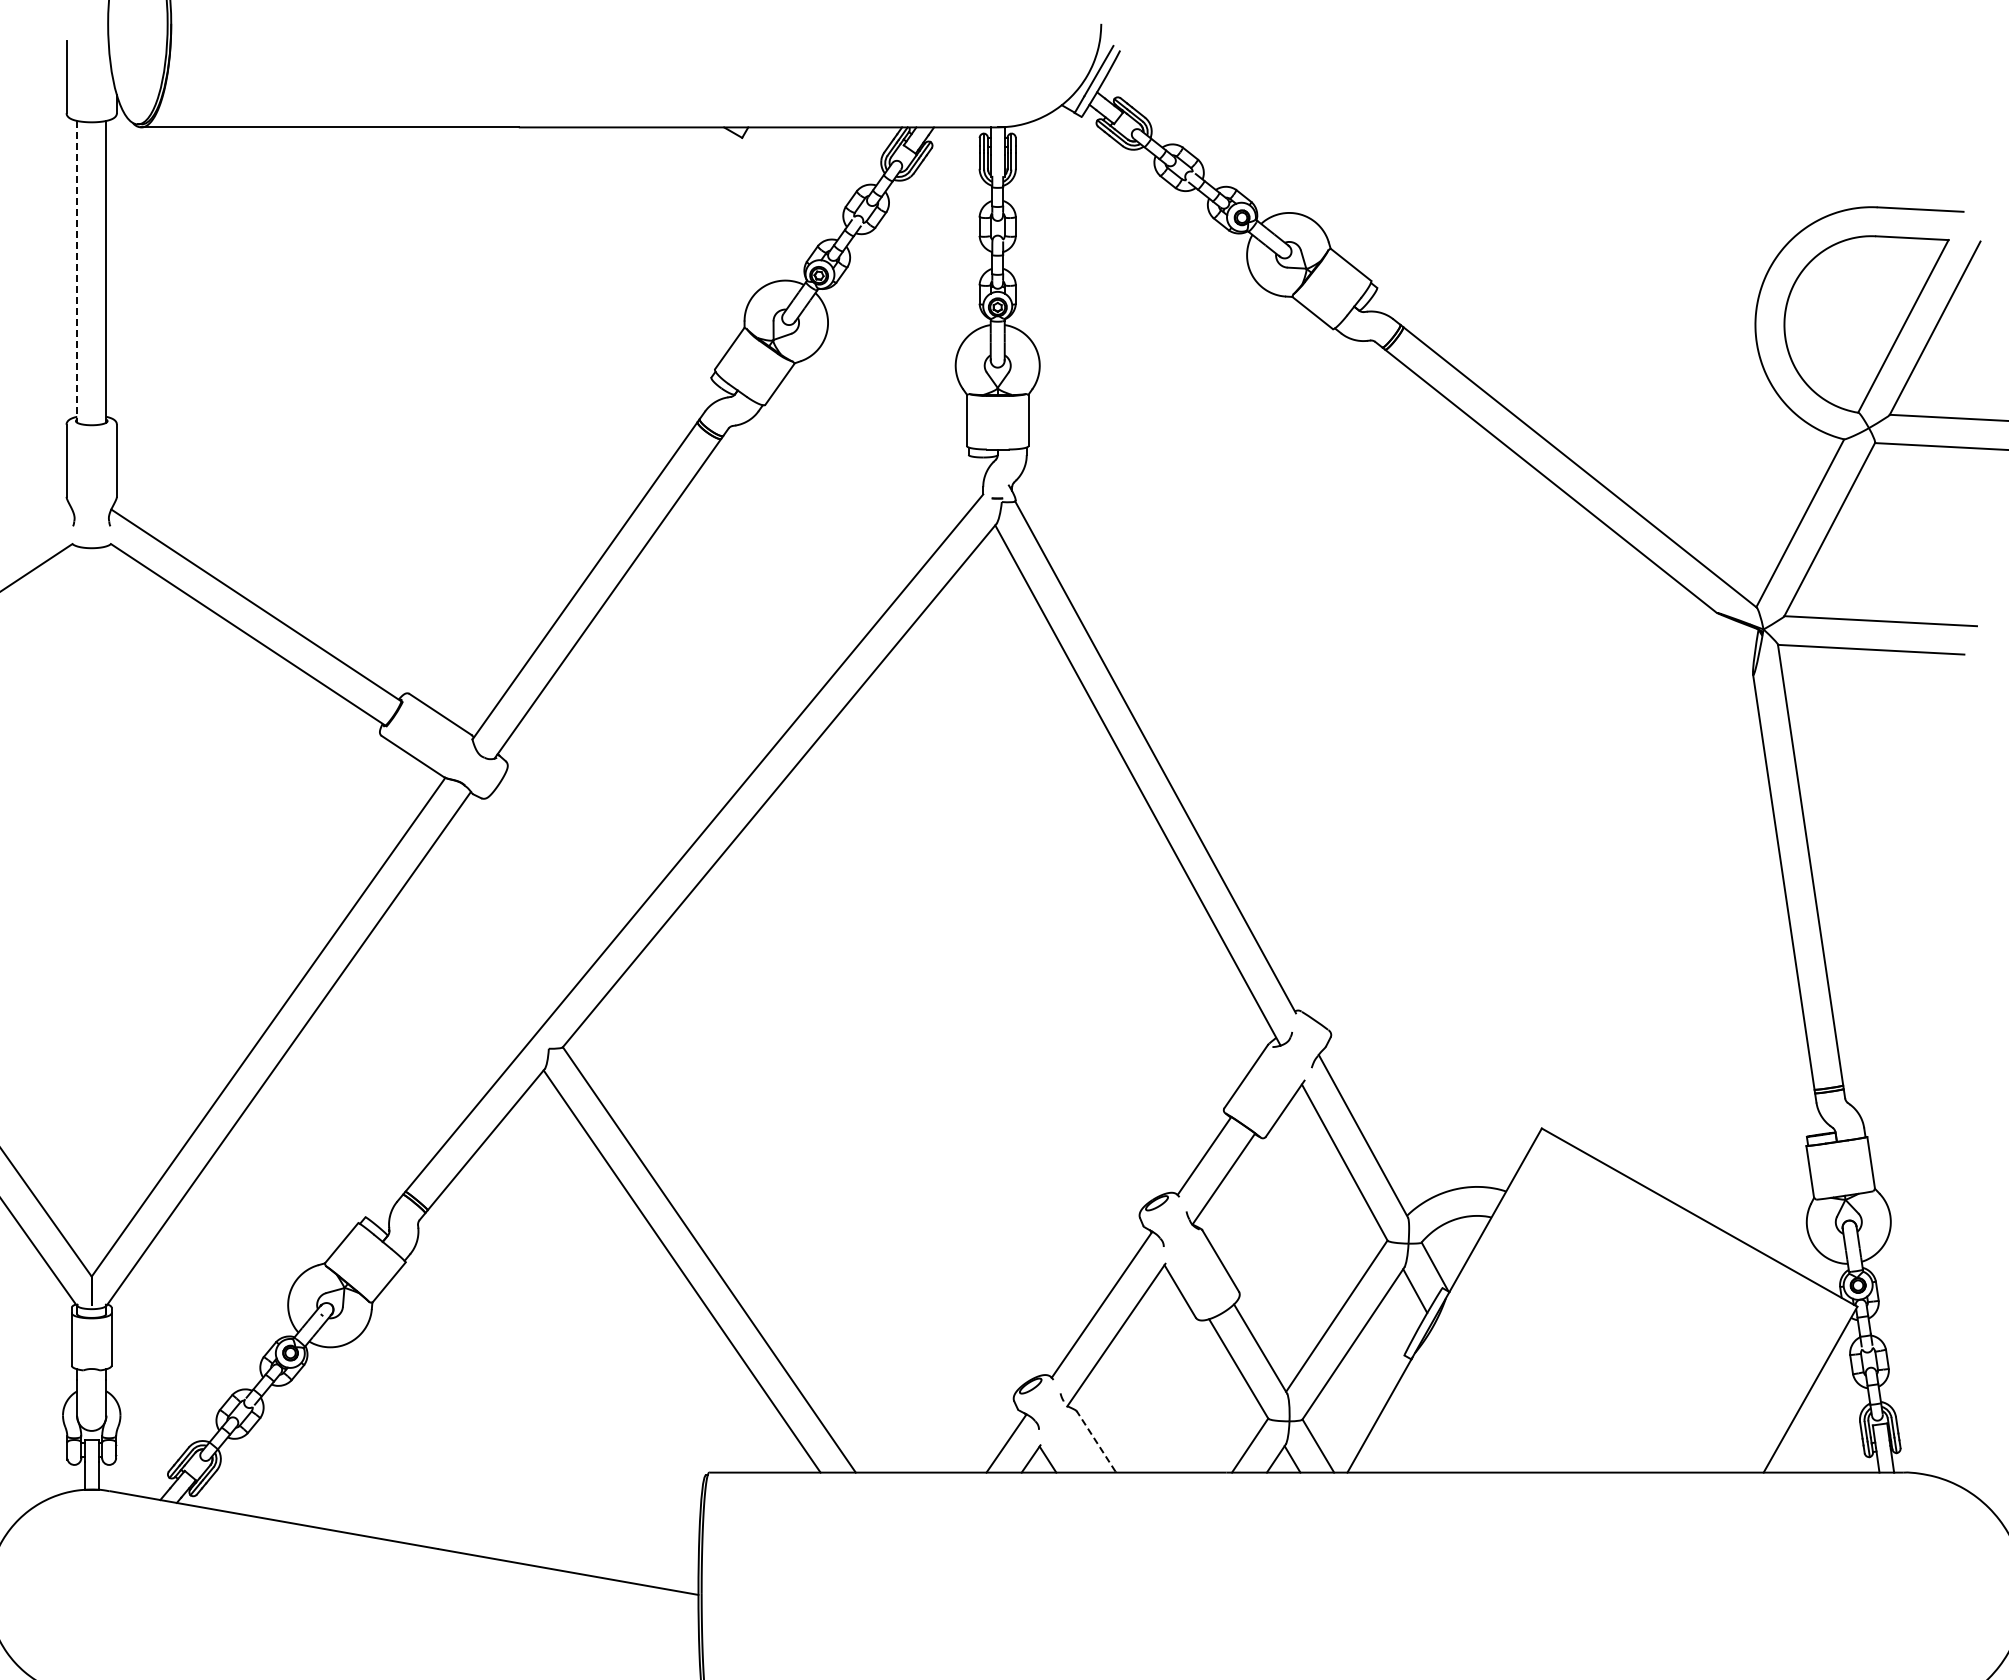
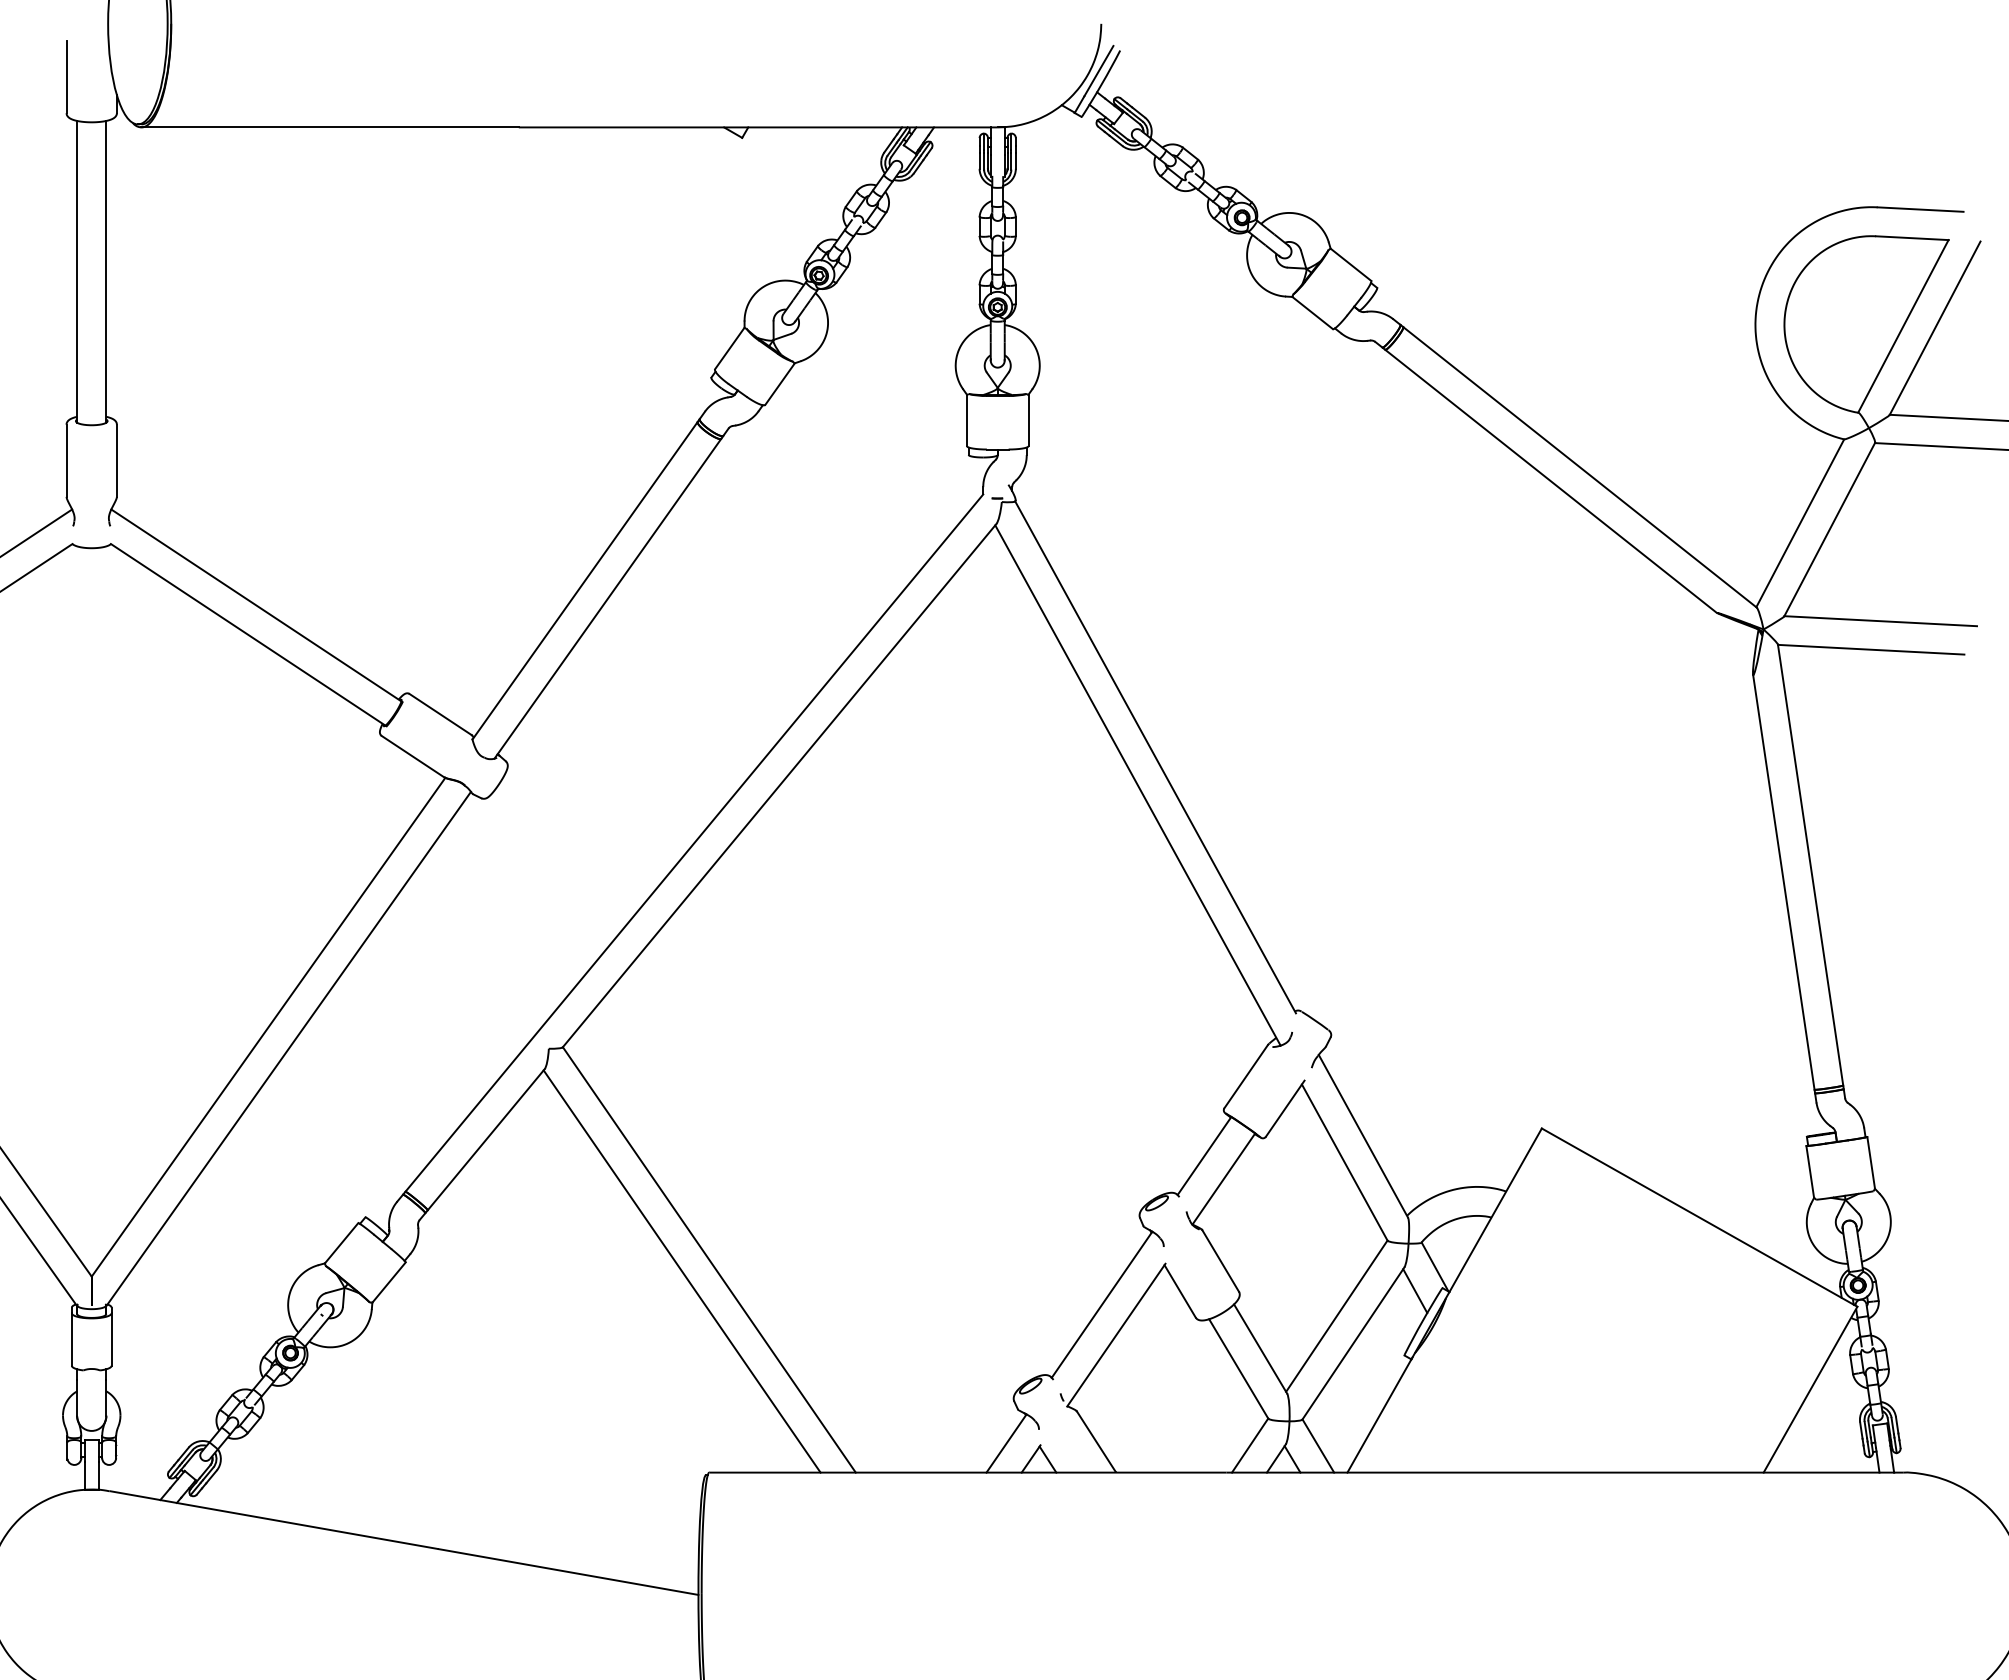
line: dashed -> solid (77, 271)
line: none -> present (37, 532)
line: dashed -> solid (1096, 1441)
